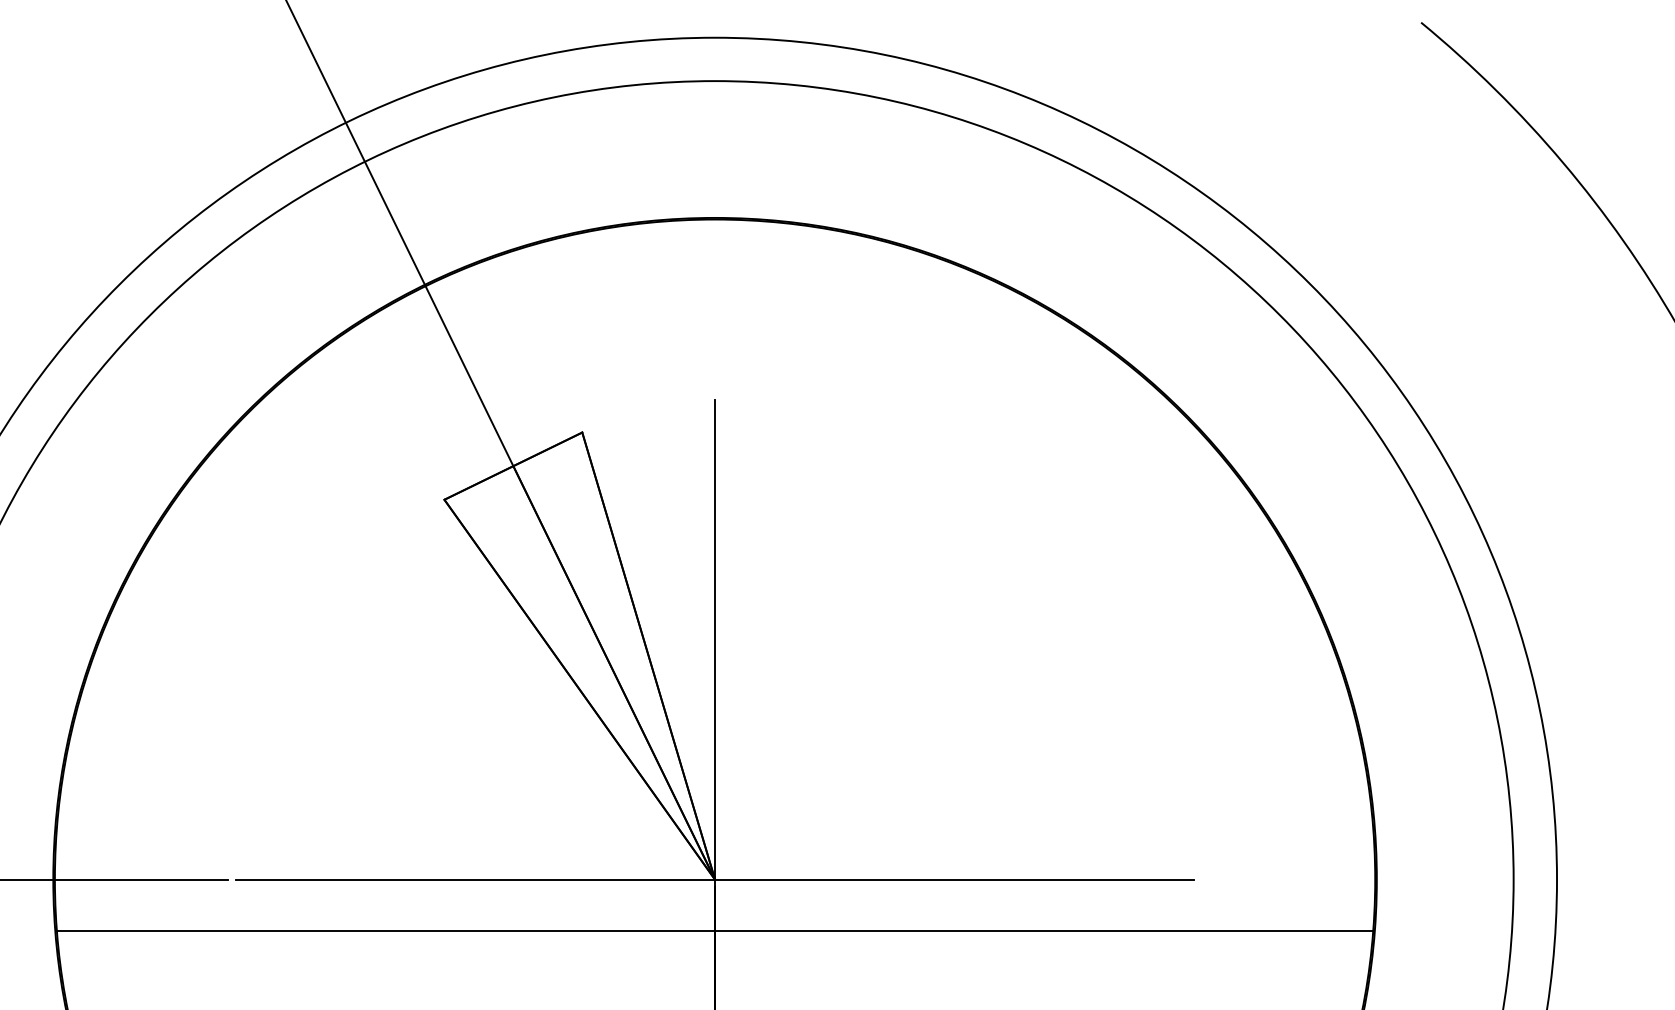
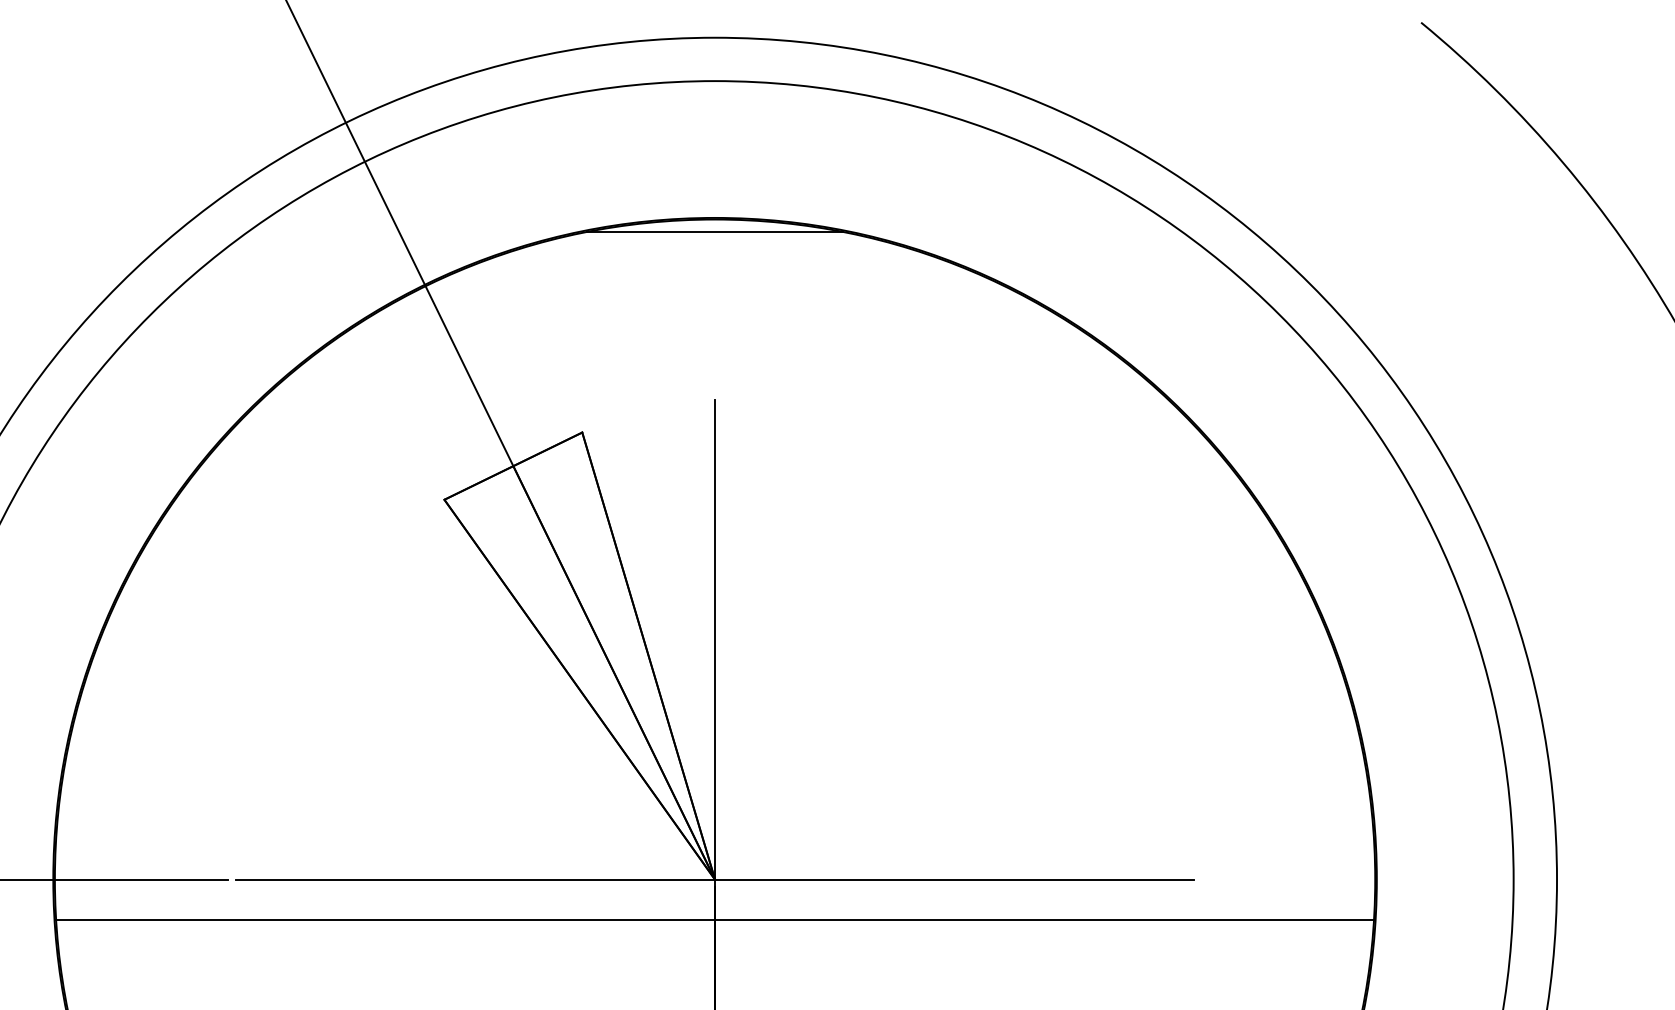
line: none -> present (714, 231)
line position: (715, 930) -> (715, 919) (715, 919)
